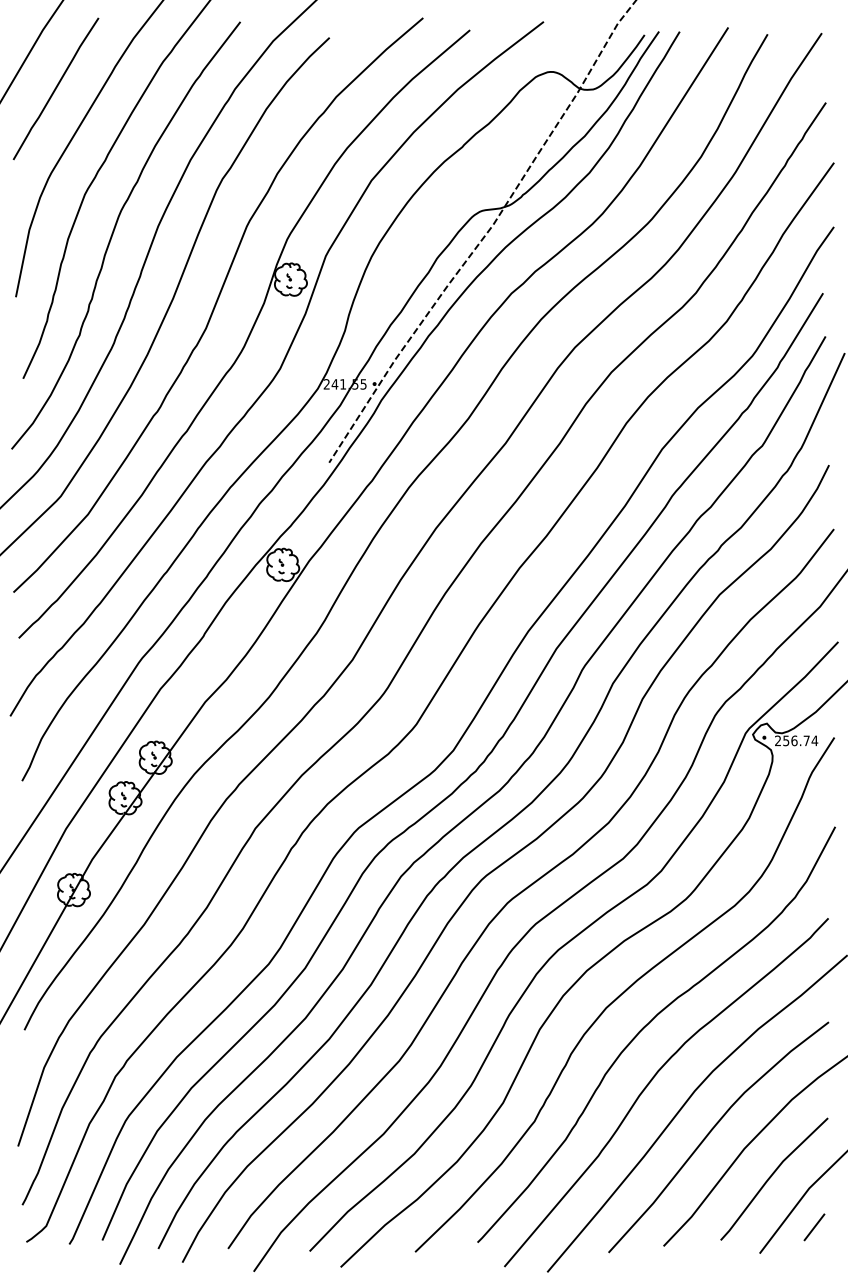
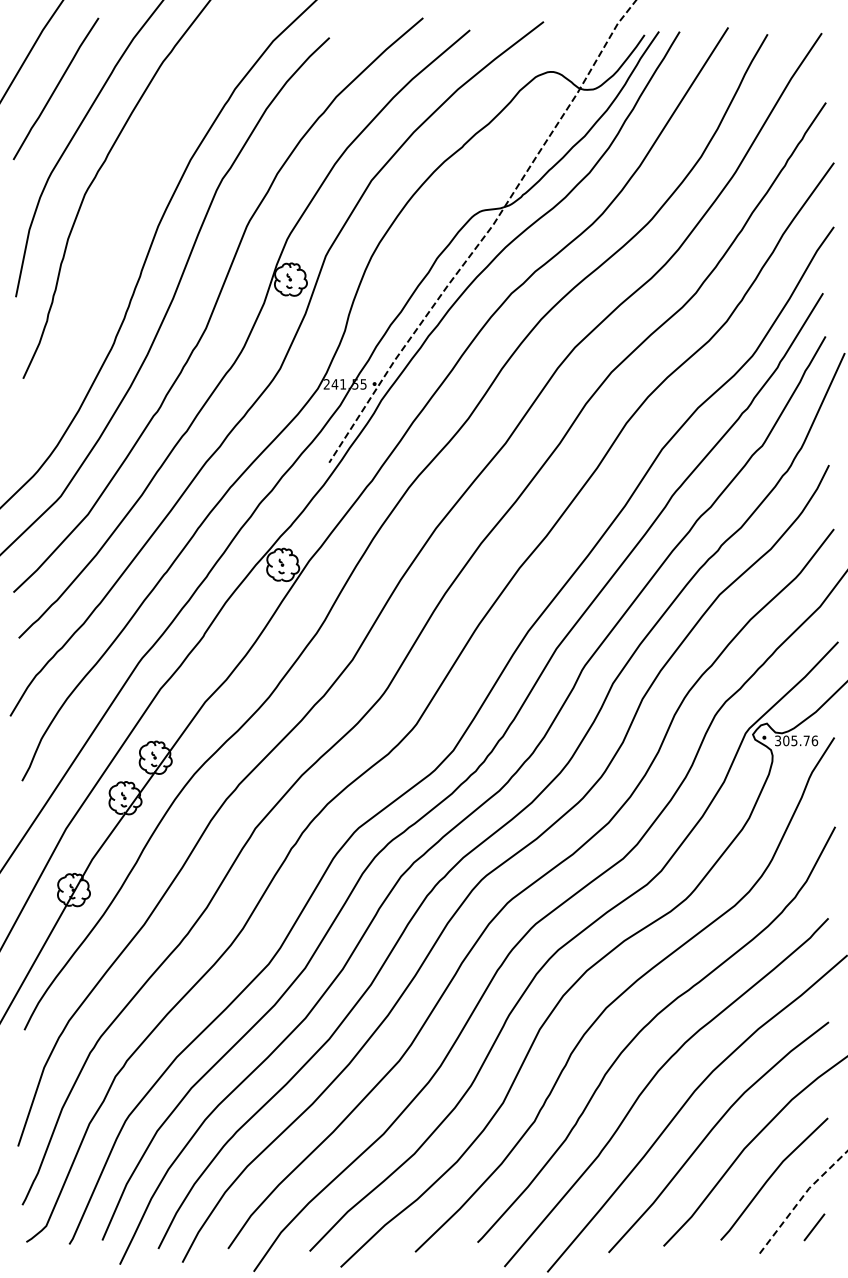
curve: present -> none (115, 229)
text: 256.74 -> 305.76 (796, 740)
line: solid -> dashed (801, 1198)
